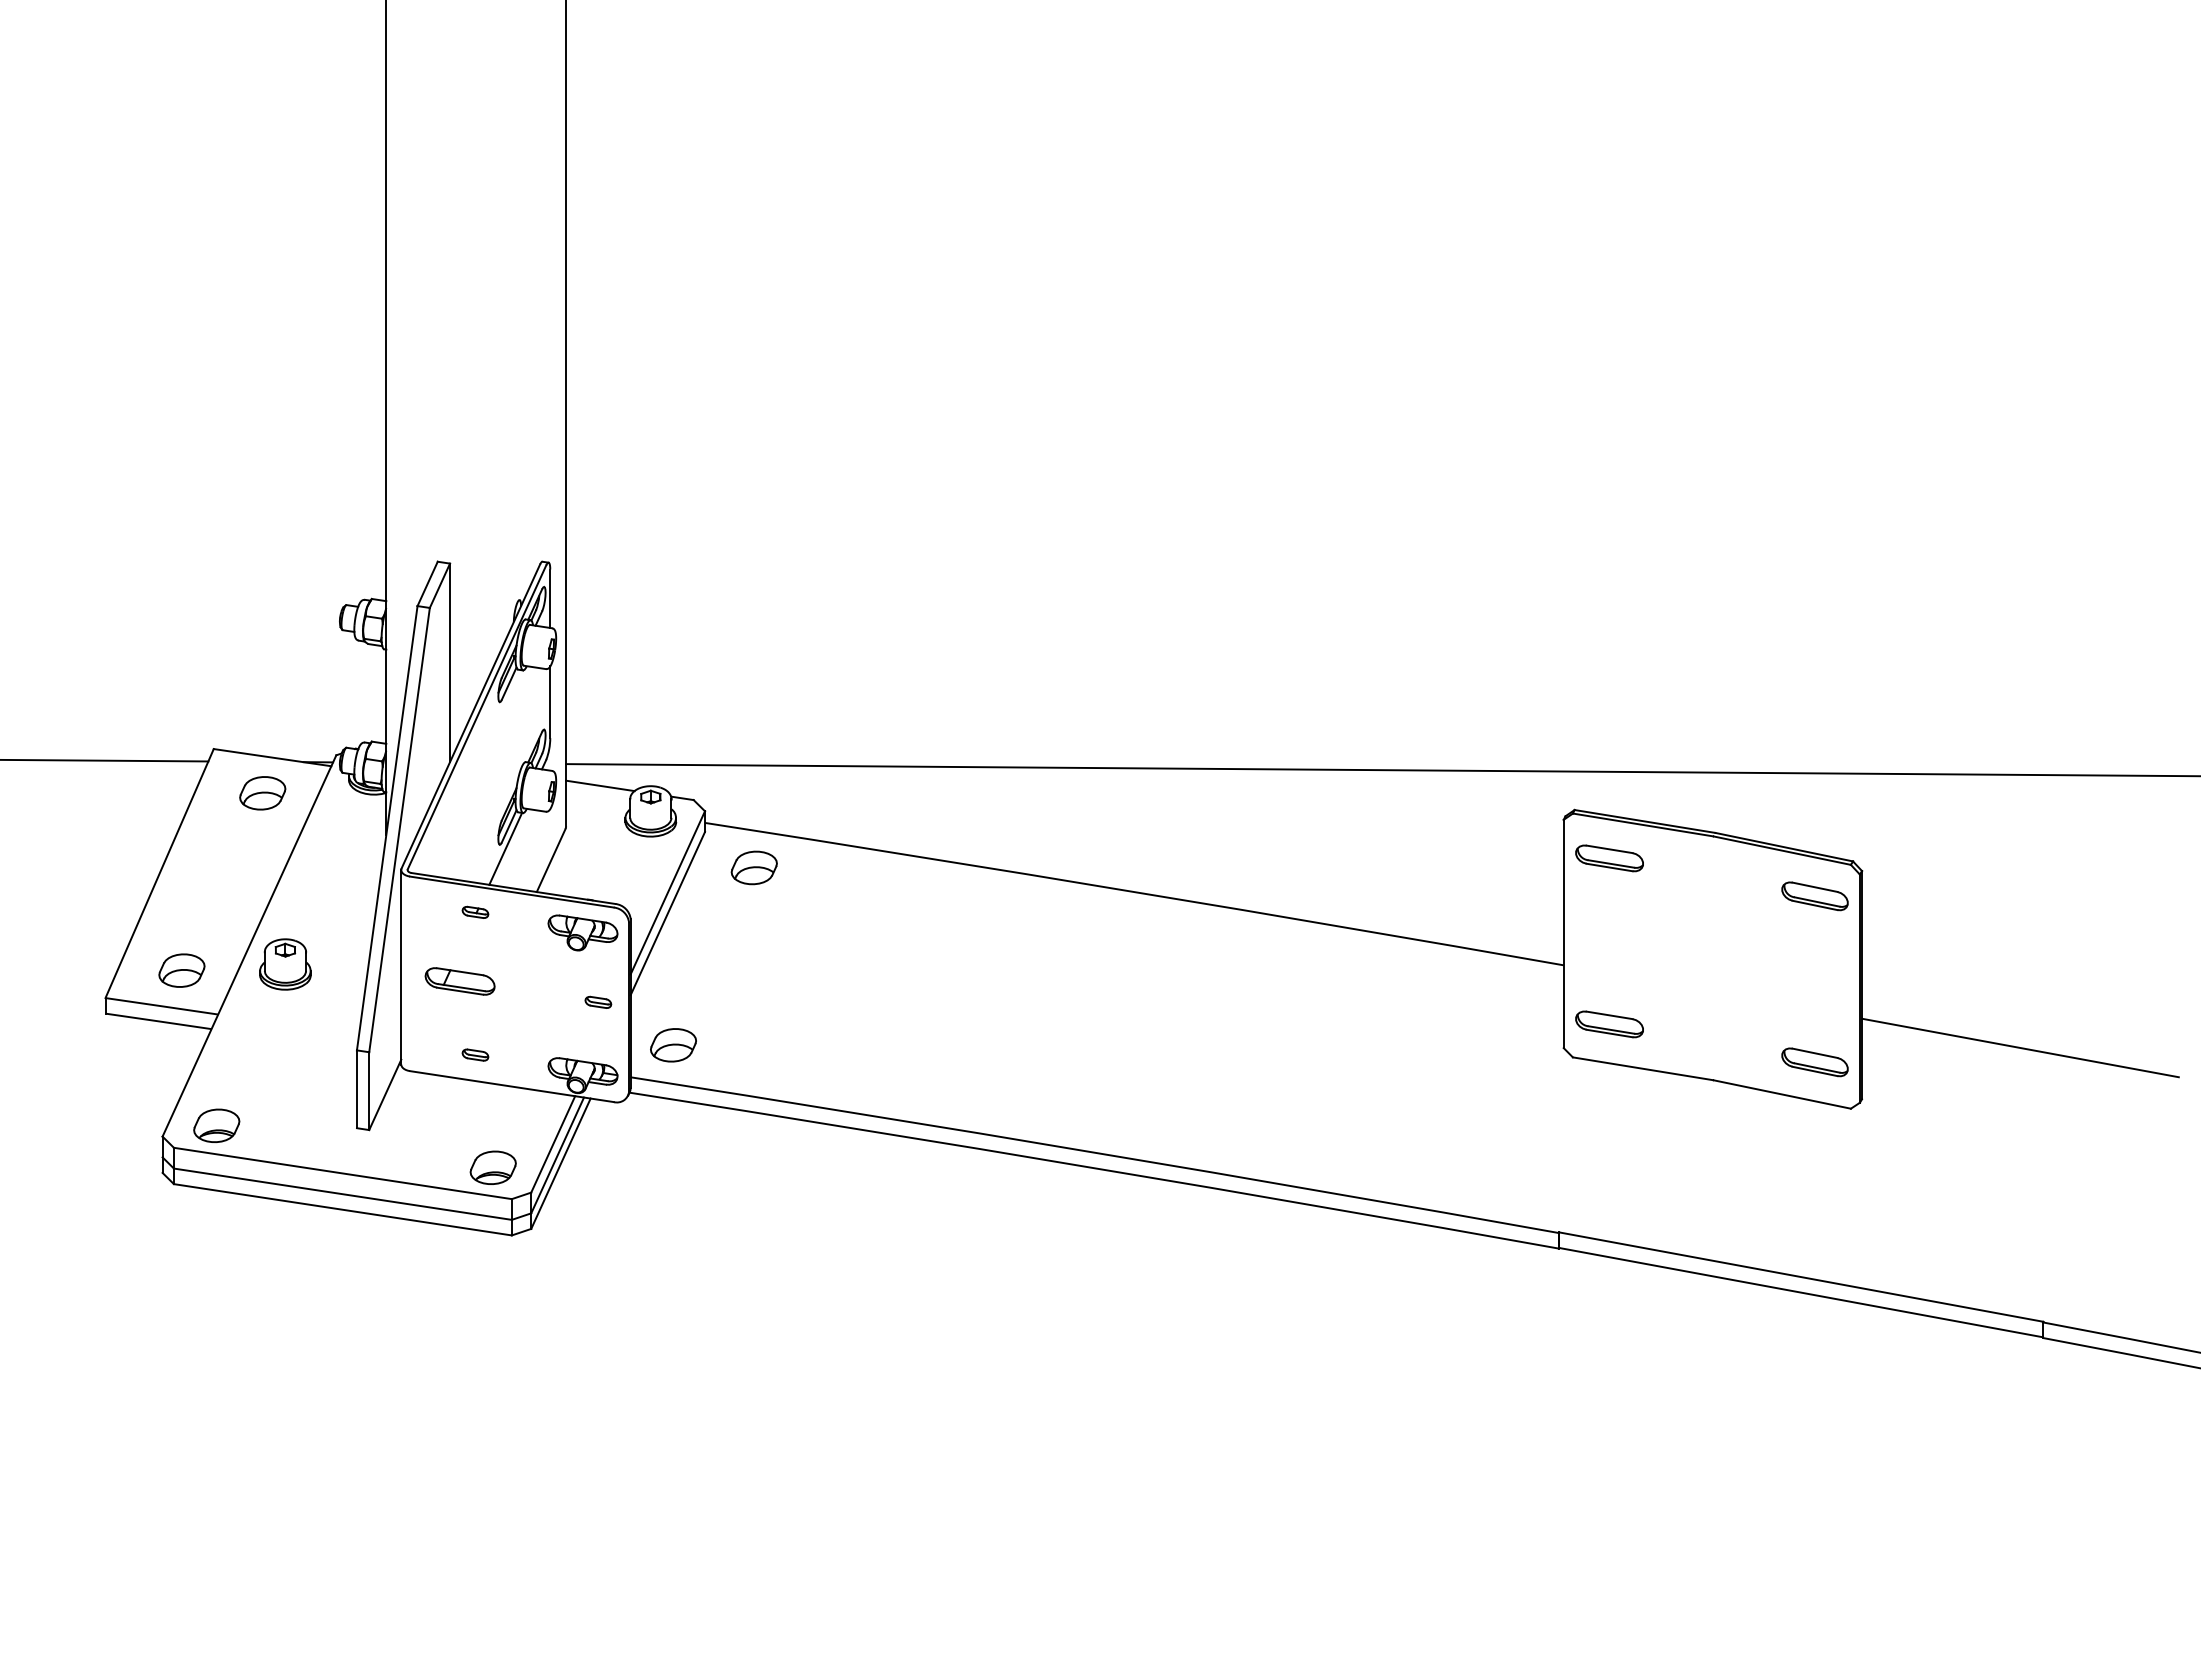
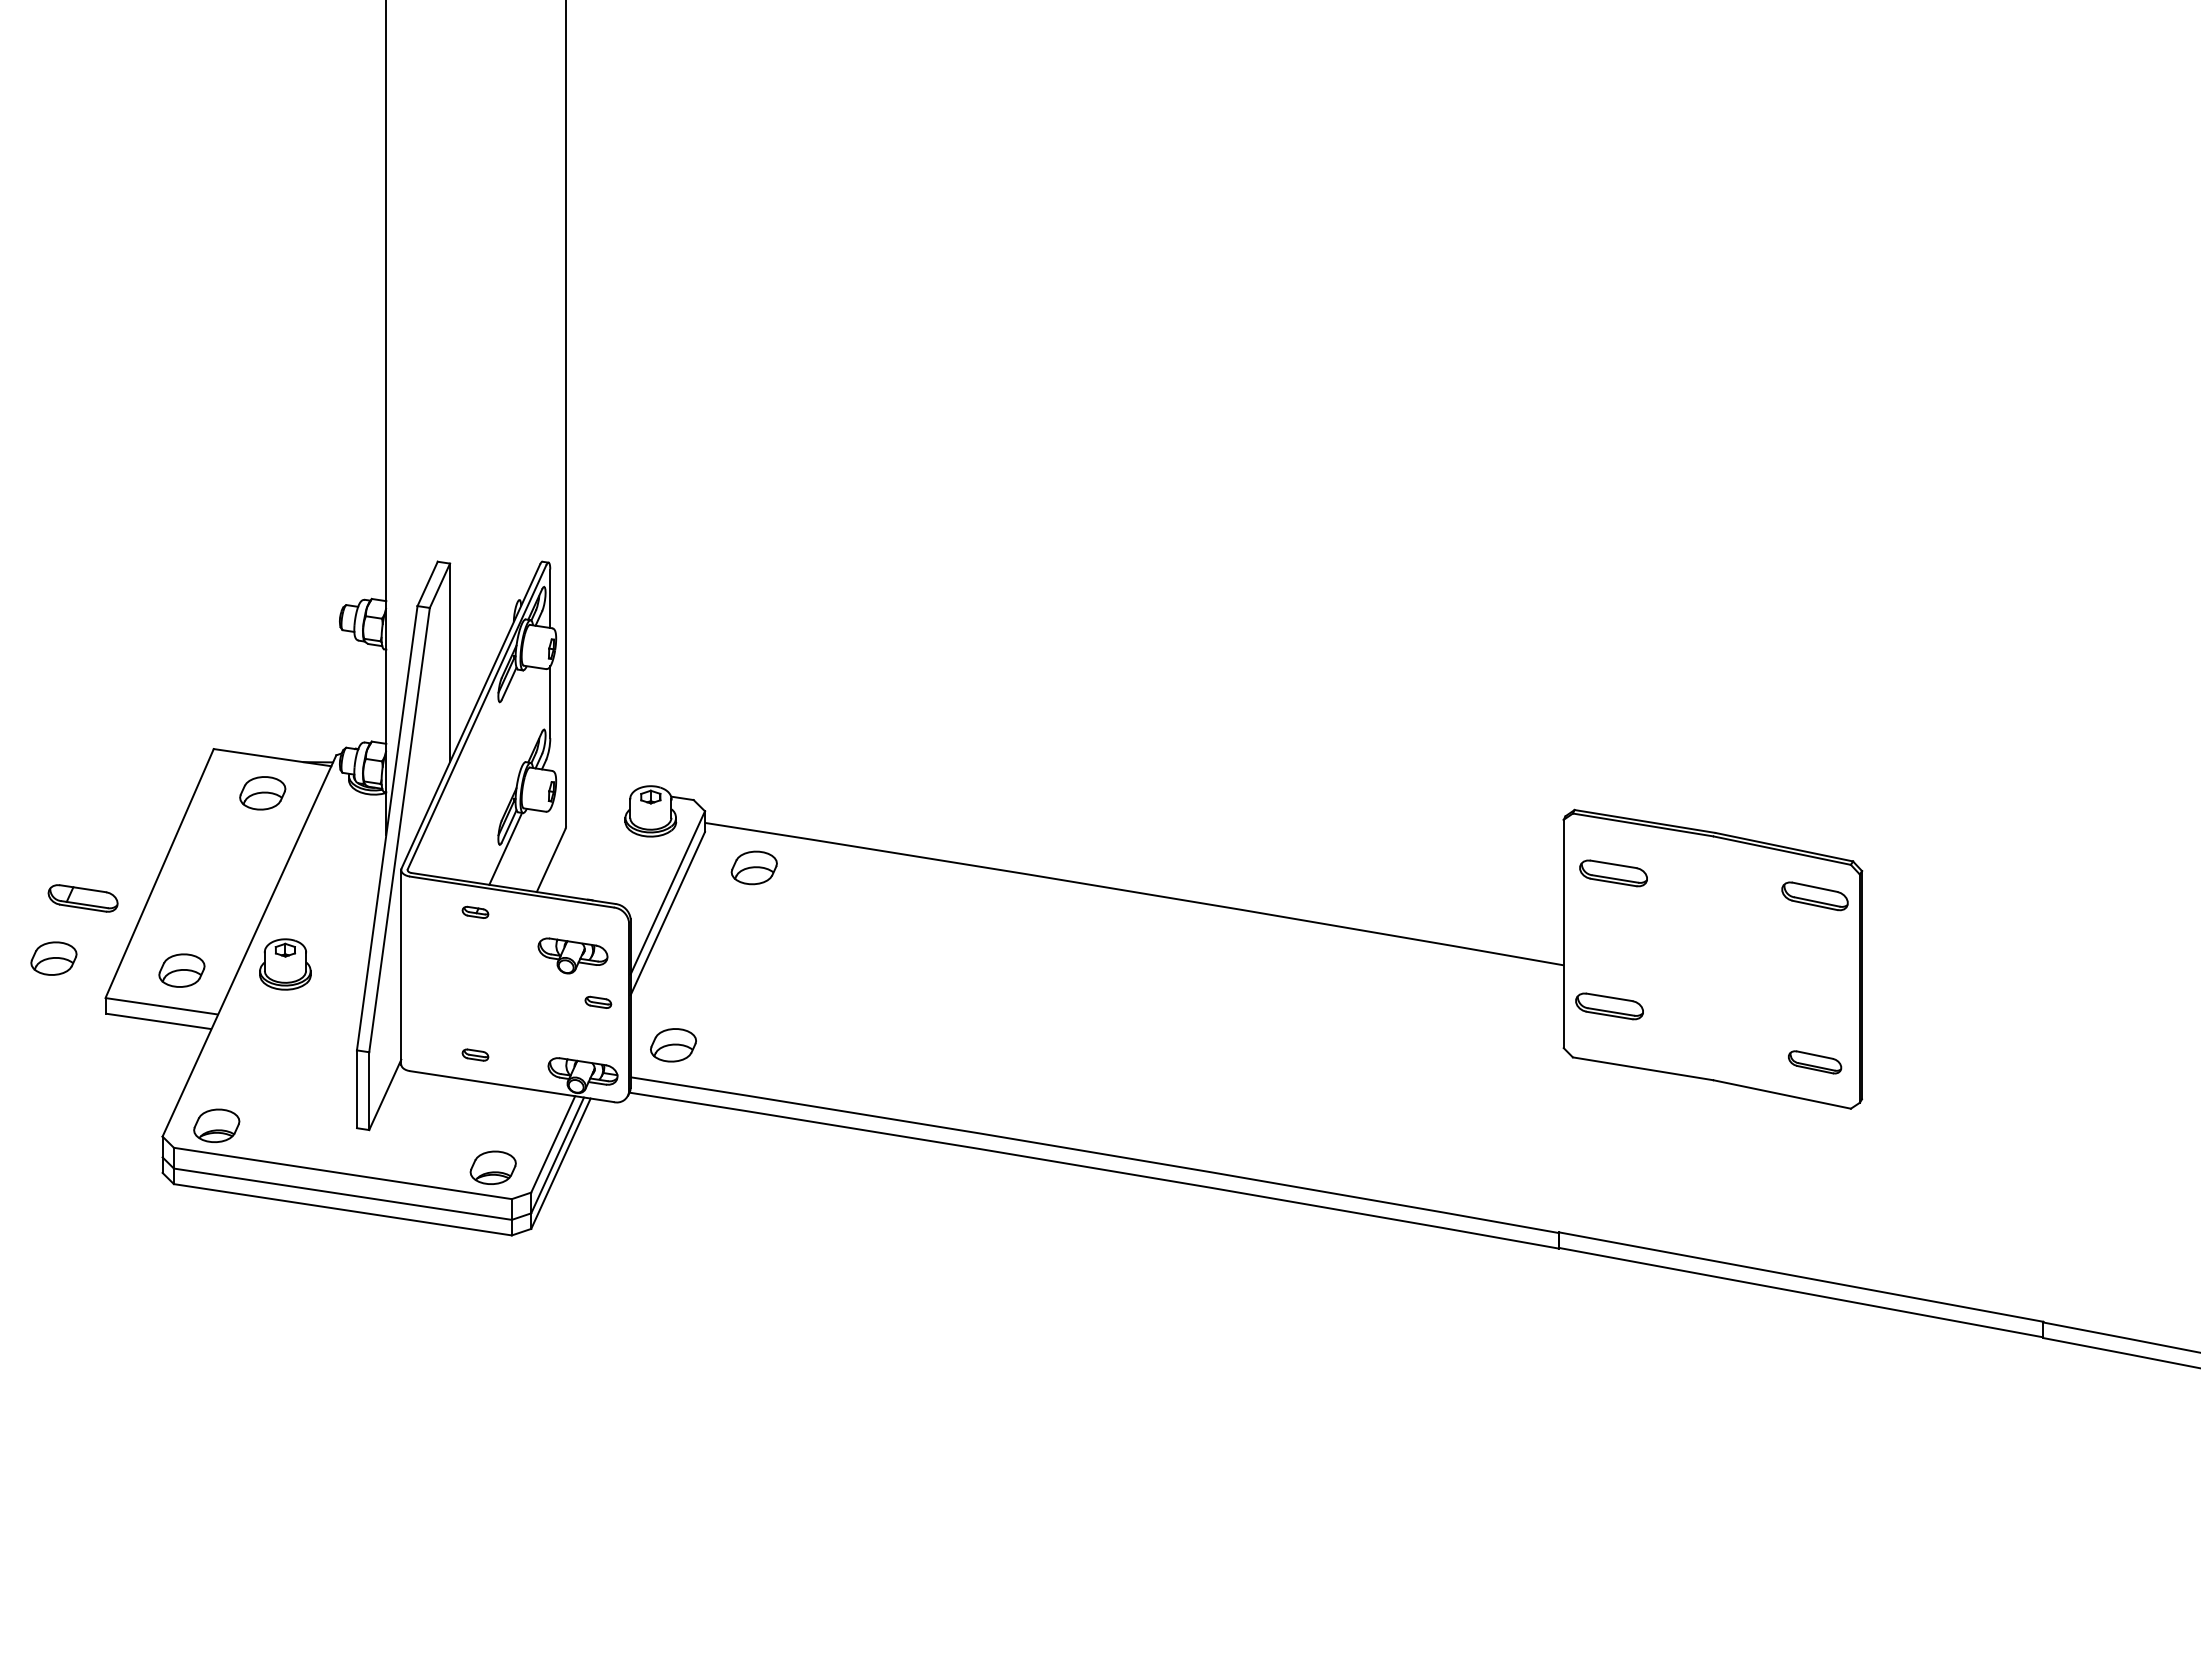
line: present -> none (105, 760)
line: present -> none (1381, 770)
line: present -> none (600, 785)
part position: (1609, 858) -> (1613, 873) (1613, 873)
part position: (582, 932) -> (572, 955) (572, 955)
part: none -> present (53, 958)
part position: (459, 981) -> (82, 898) (82, 898)
part position: (1609, 1024) -> (1609, 1006) (1609, 1006)
line: present -> none (2020, 1047)
part size: 68x31 px -> 55x25 px (1815, 1062)
